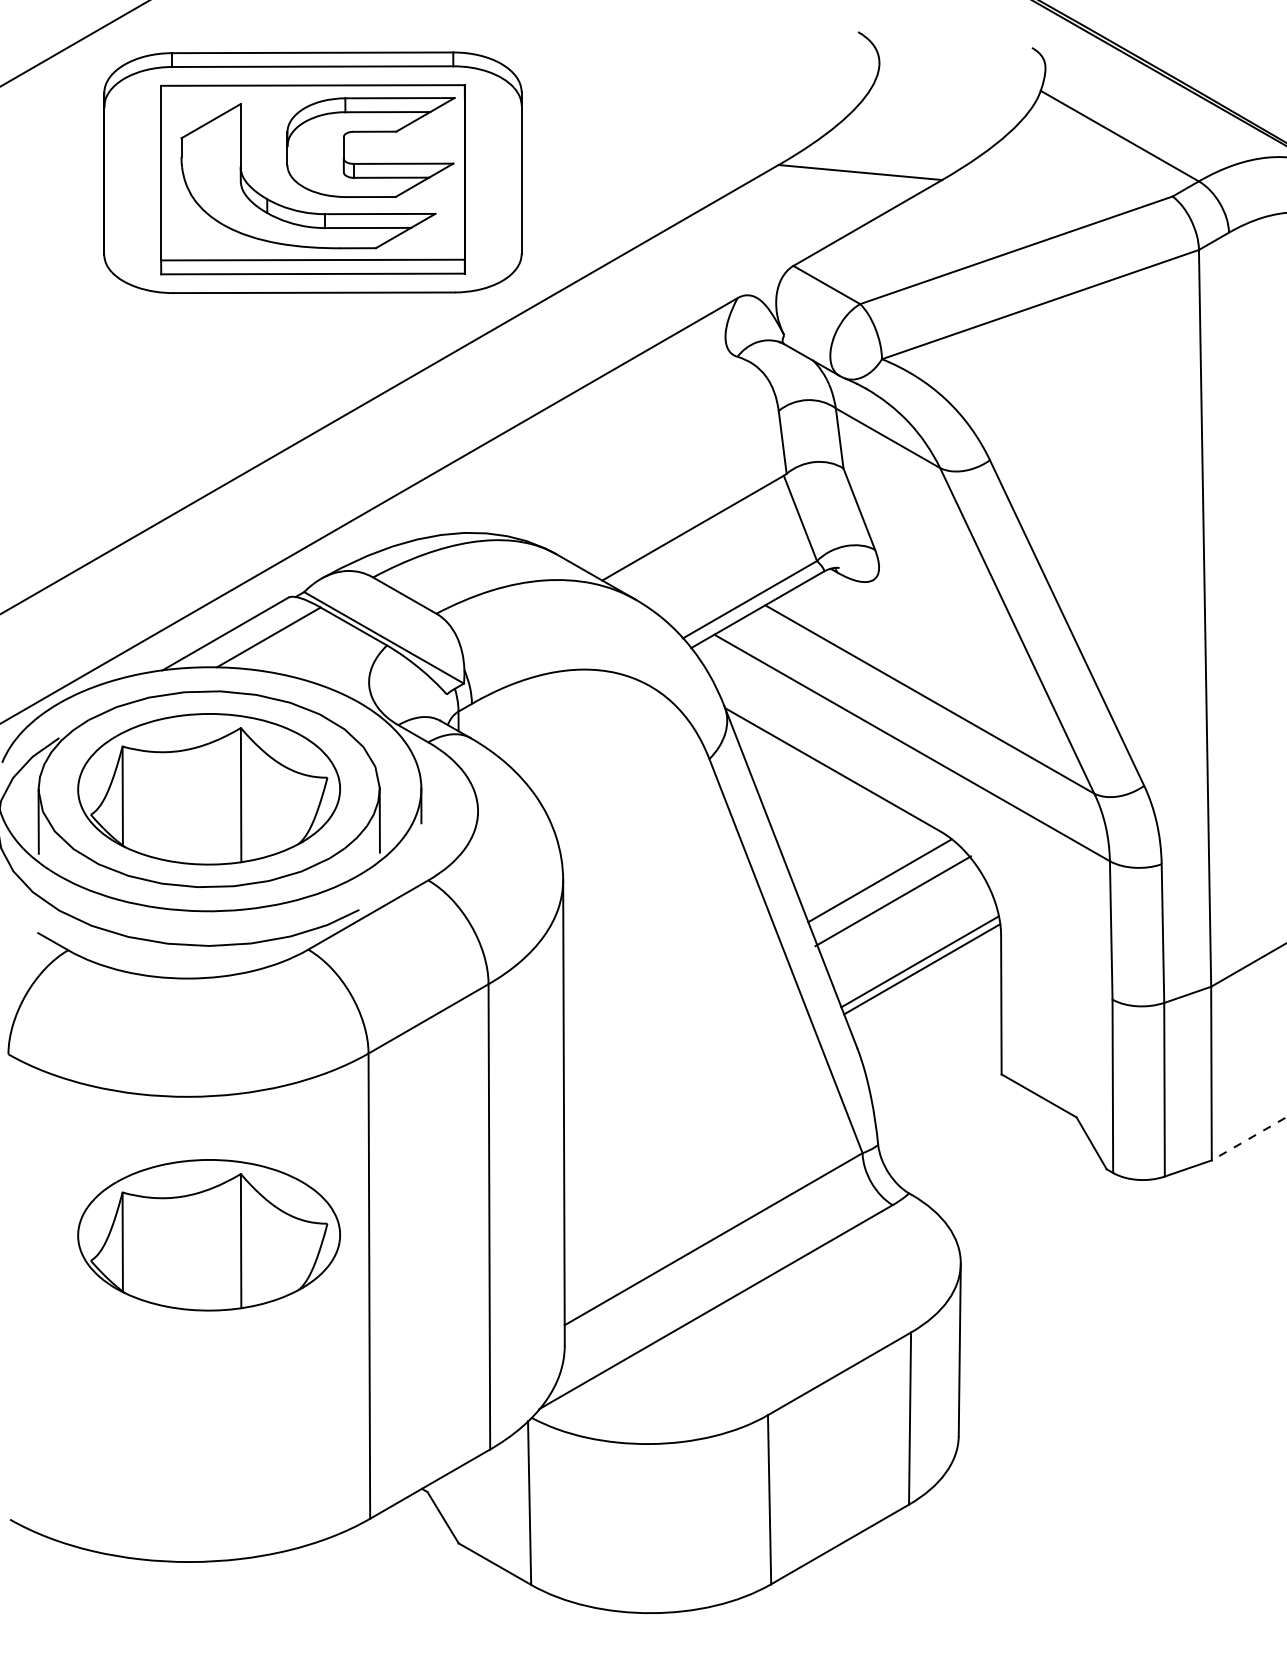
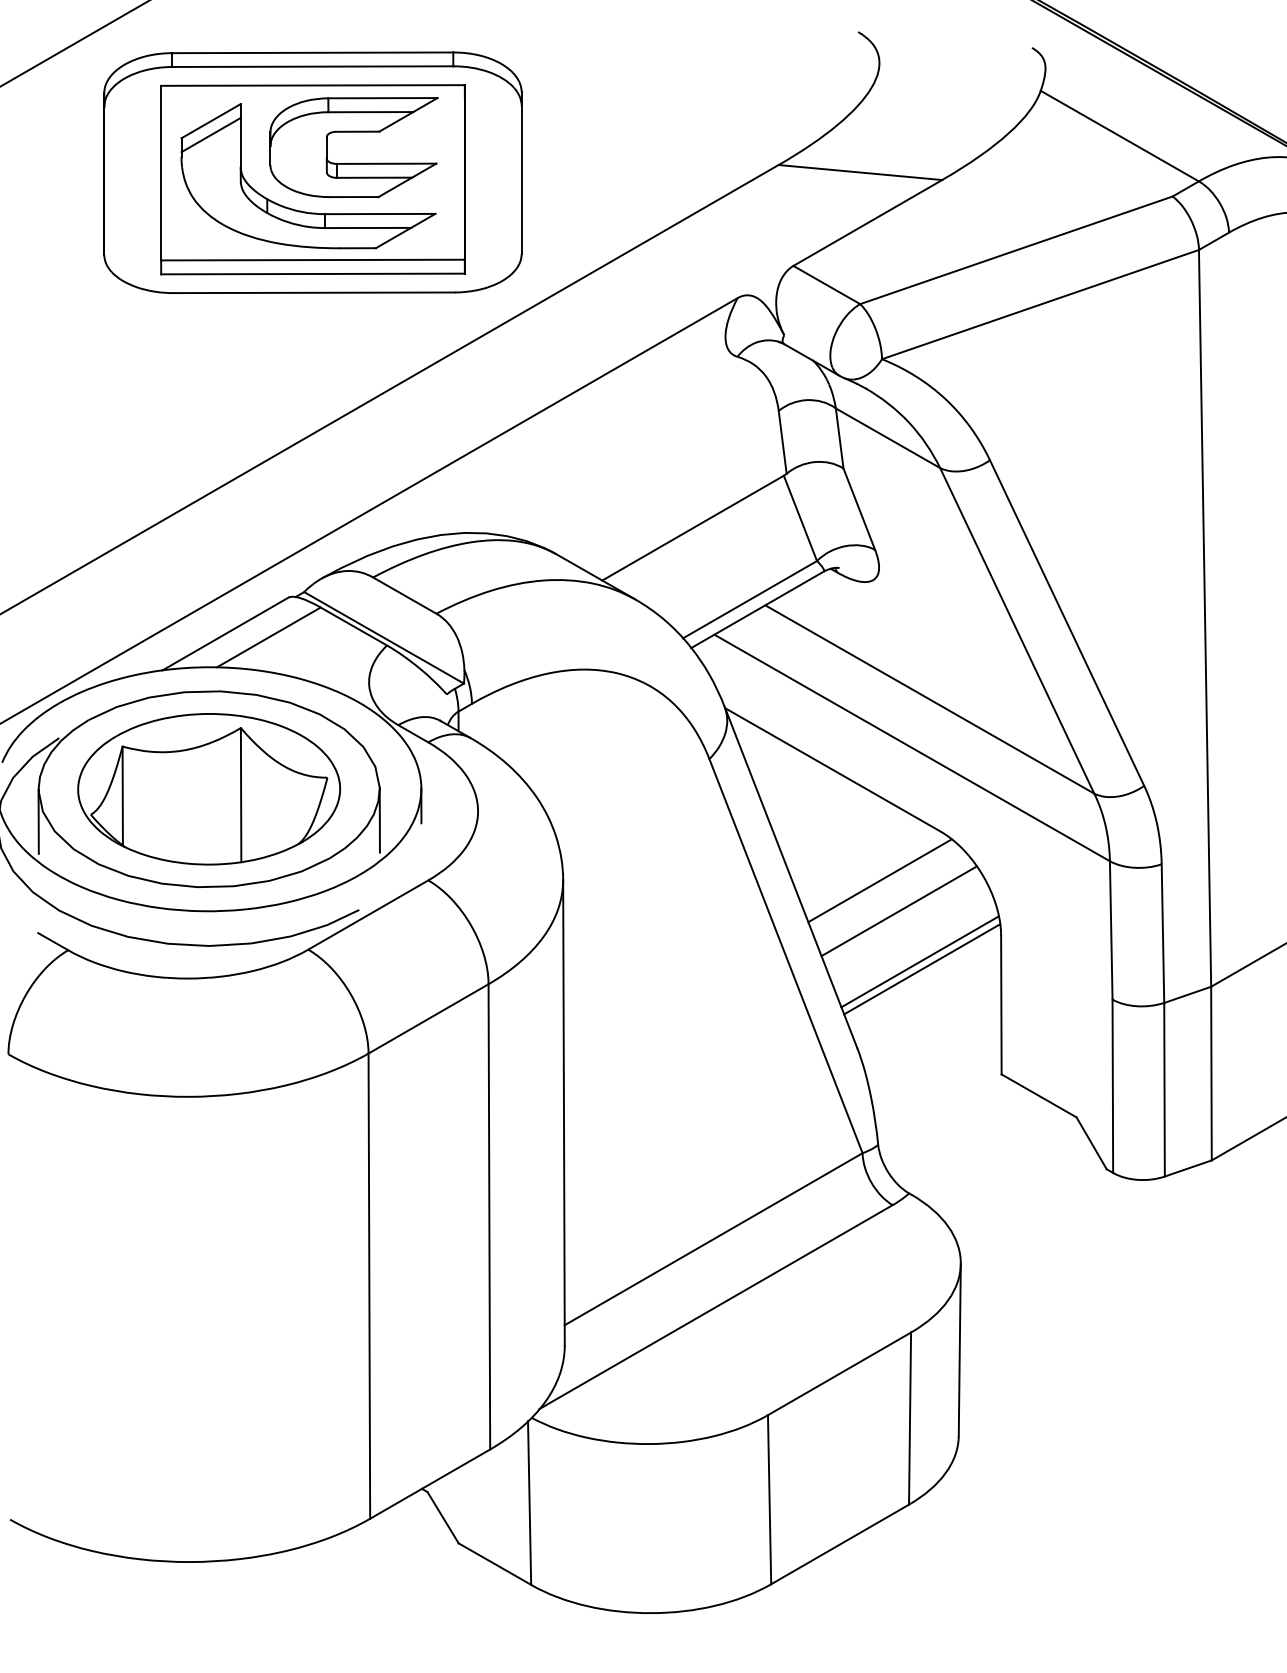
part position: (370, 132) -> (353, 132) (353, 132)
line: none -> present (210, 134)
line position: (892, 901) -> (898, 911) (898, 911)
line: dashed -> solid (1249, 1138)
part: present -> none (208, 1235)
